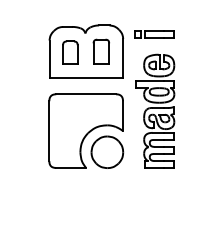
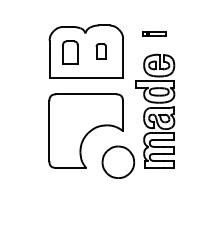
part size: 41x9 px -> 25x6 px (154, 33)
part size: 18x27 px -> 12x17 px (100, 51)
part position: (107, 151) -> (118, 161) (118, 161)
